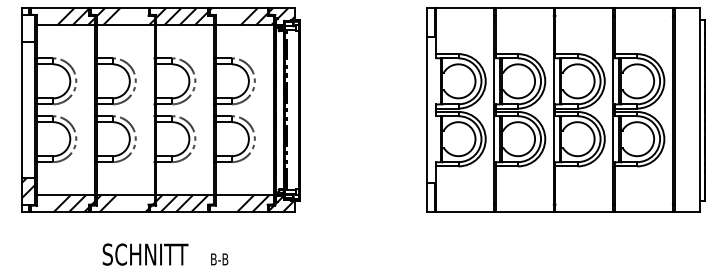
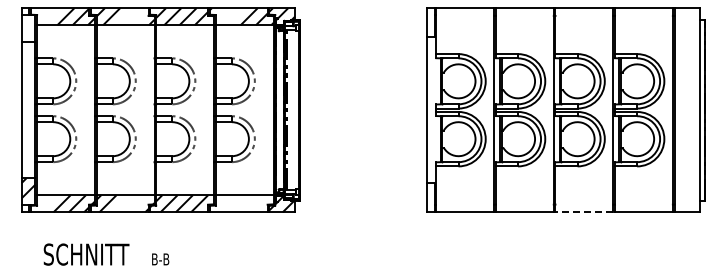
hatch: present -> none (252, 203)
line: solid -> dashed (584, 212)
text position: (165, 254) -> (106, 254) (106, 254)
